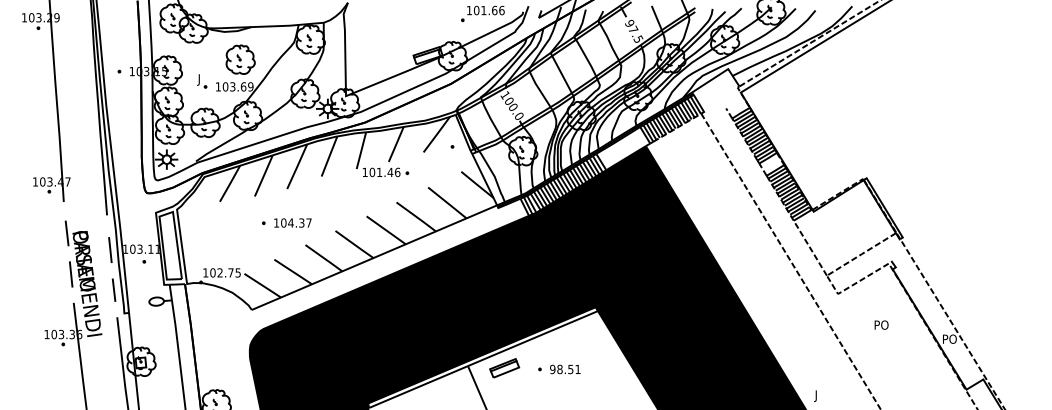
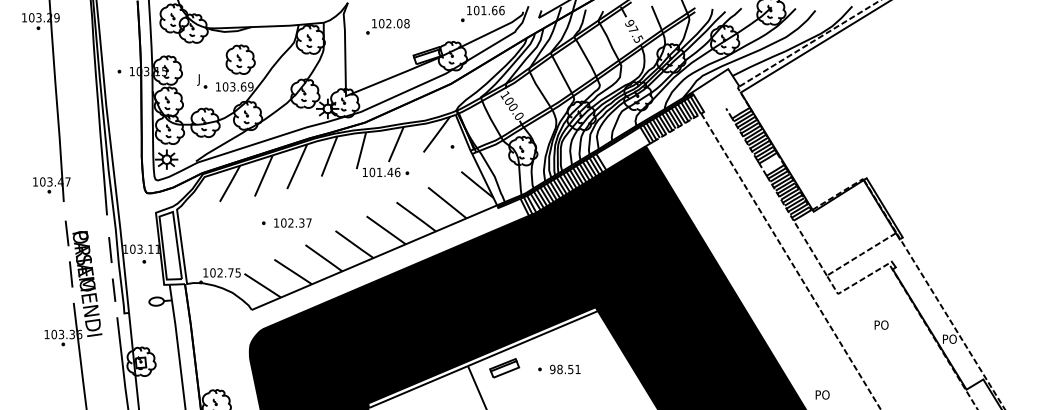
part: none -> present (387, 26)
text: 104.37 -> 102.37 (290, 222)
text: J -> PO (821, 395)
